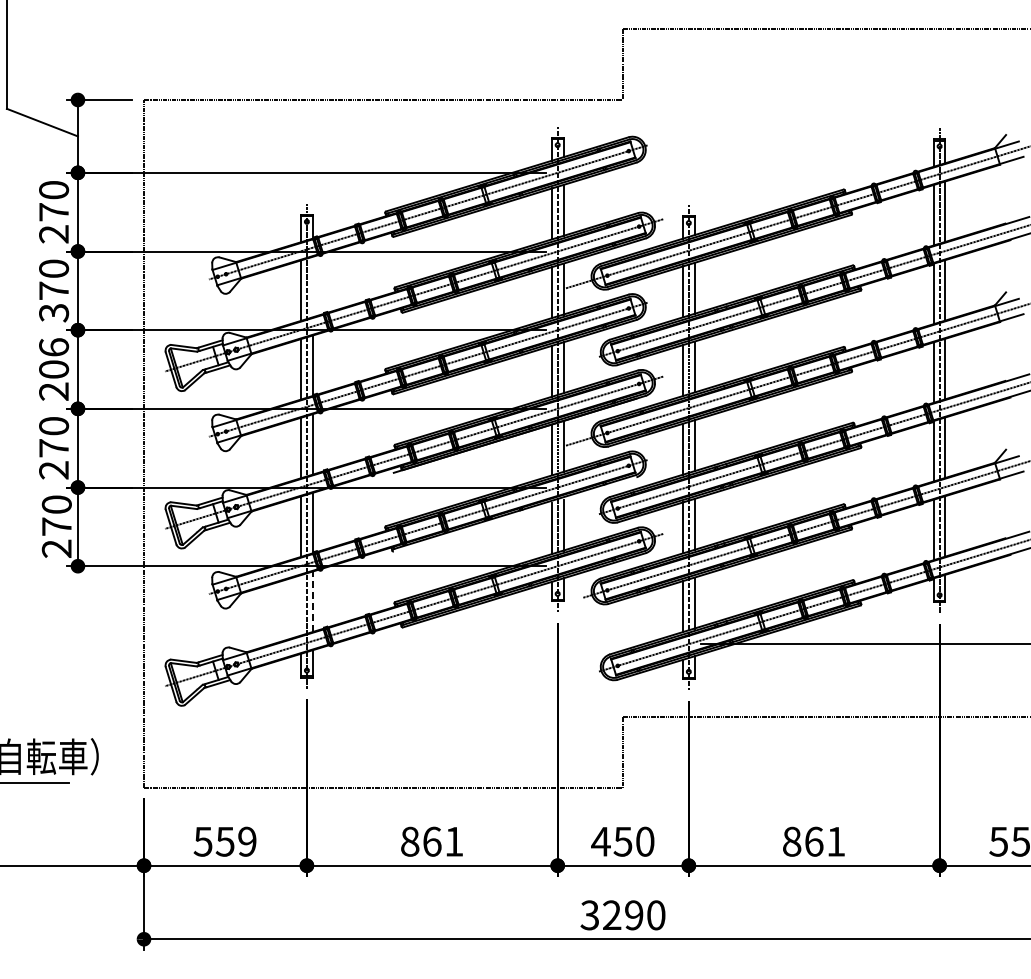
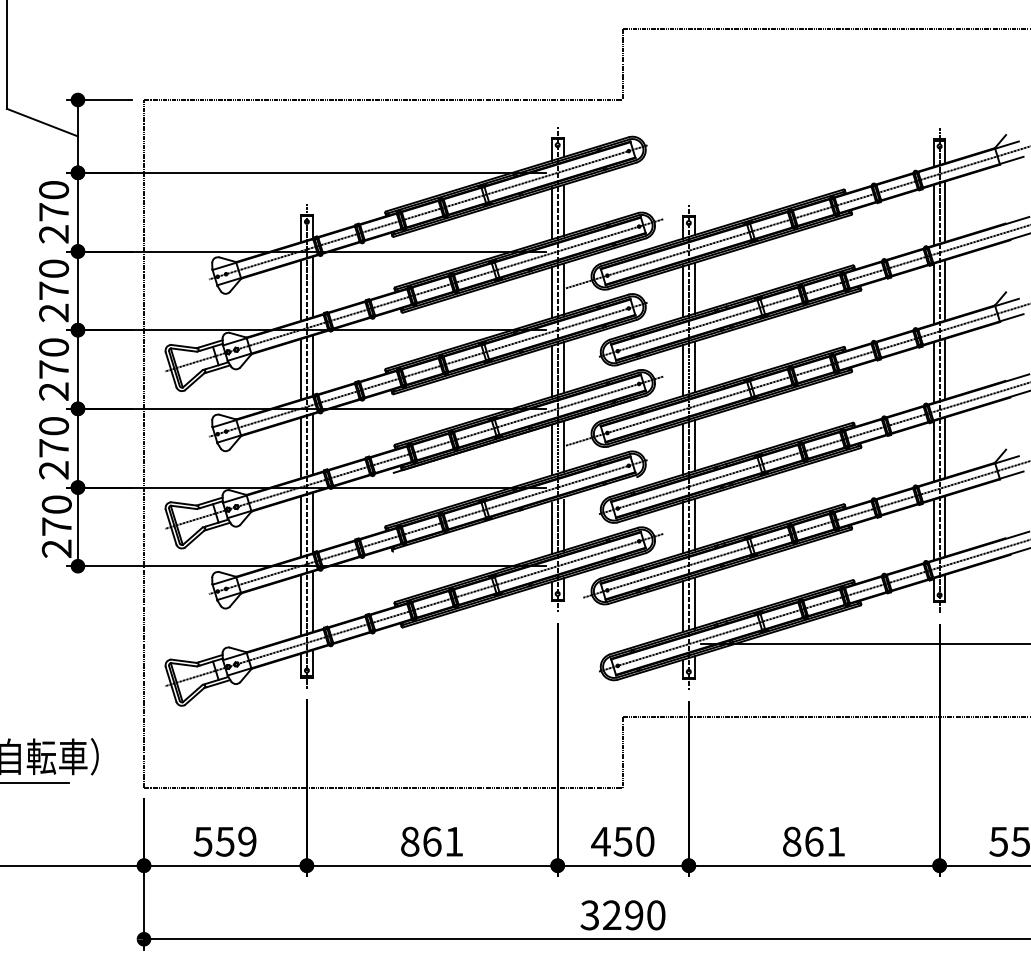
line: none -> present (312, 286)
text: 370 -> 270 (54, 312)
text: 206 -> 270 (54, 358)
line: dashed -> solid (312, 601)
line: none -> present (301, 605)
